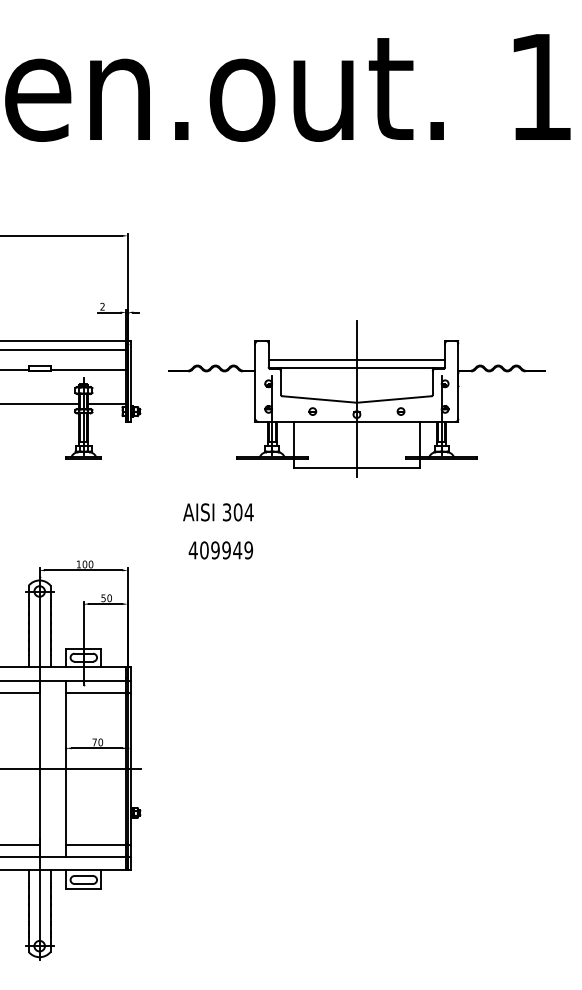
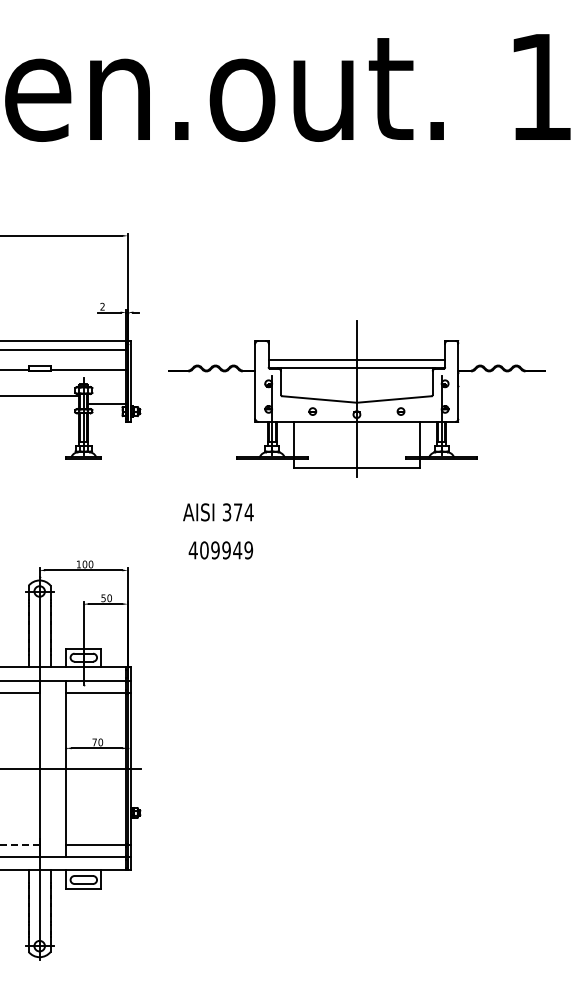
line position: (40, 404) -> (40, 396) (40, 396)
text: 304 -> 374 (237, 512)
line: solid -> dashed (19, 844)
